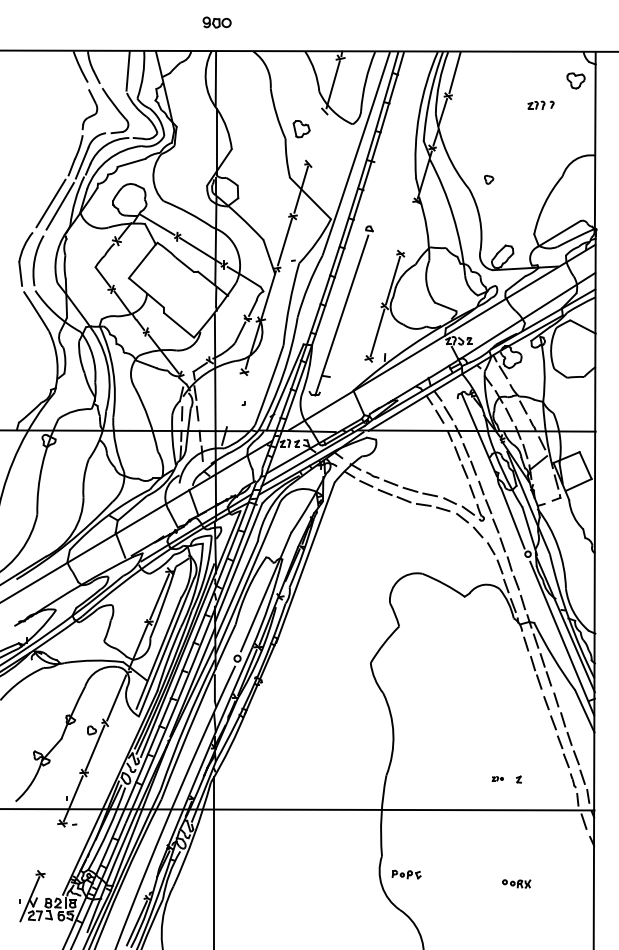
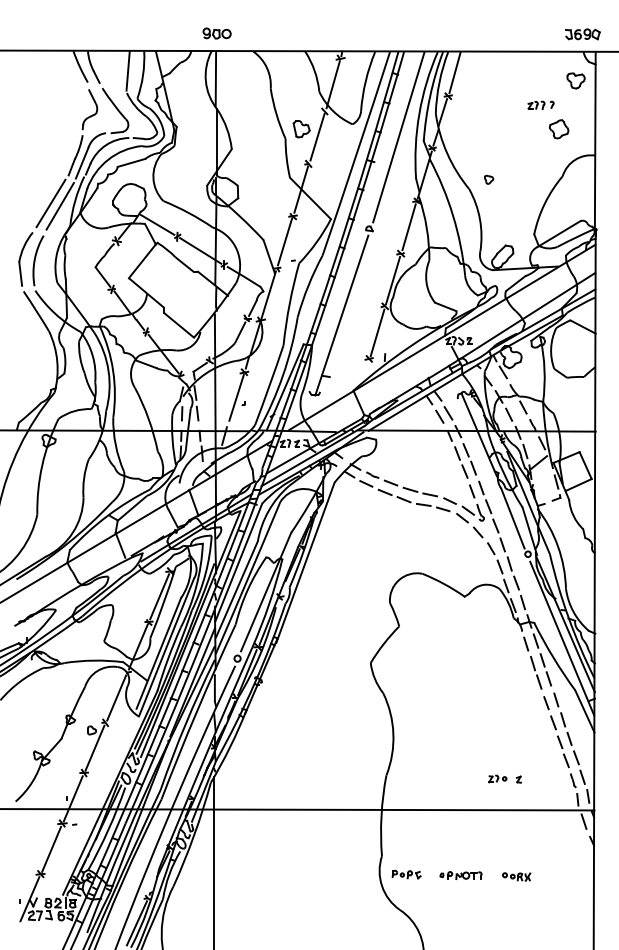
part position: (216, 22) -> (216, 33) (216, 33)
part: none -> present (582, 34)
part: none -> present (559, 129)
line: none -> present (317, 136)
line: none -> present (398, 137)
line: none -> present (408, 227)
line: none -> present (236, 397)
part size: 13x6 px -> 20x10 px (497, 778)
line: none -> present (51, 848)
part: none -> present (460, 875)
part position: (516, 883) -> (516, 876) (516, 876)
